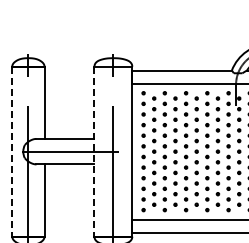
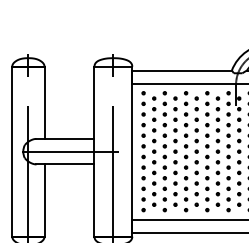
line: dashed -> solid (12, 151)
line: dashed -> solid (94, 151)
